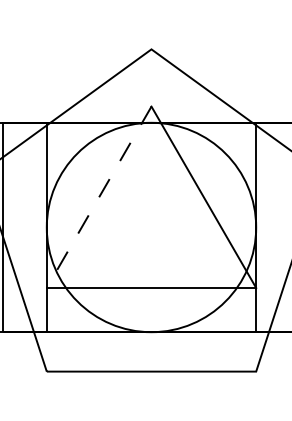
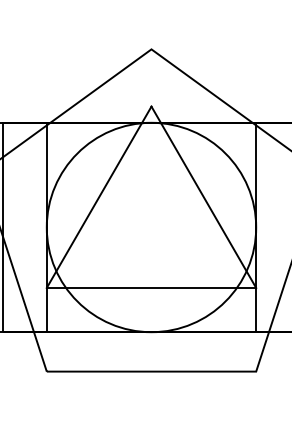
line: dashed -> solid (99, 197)
